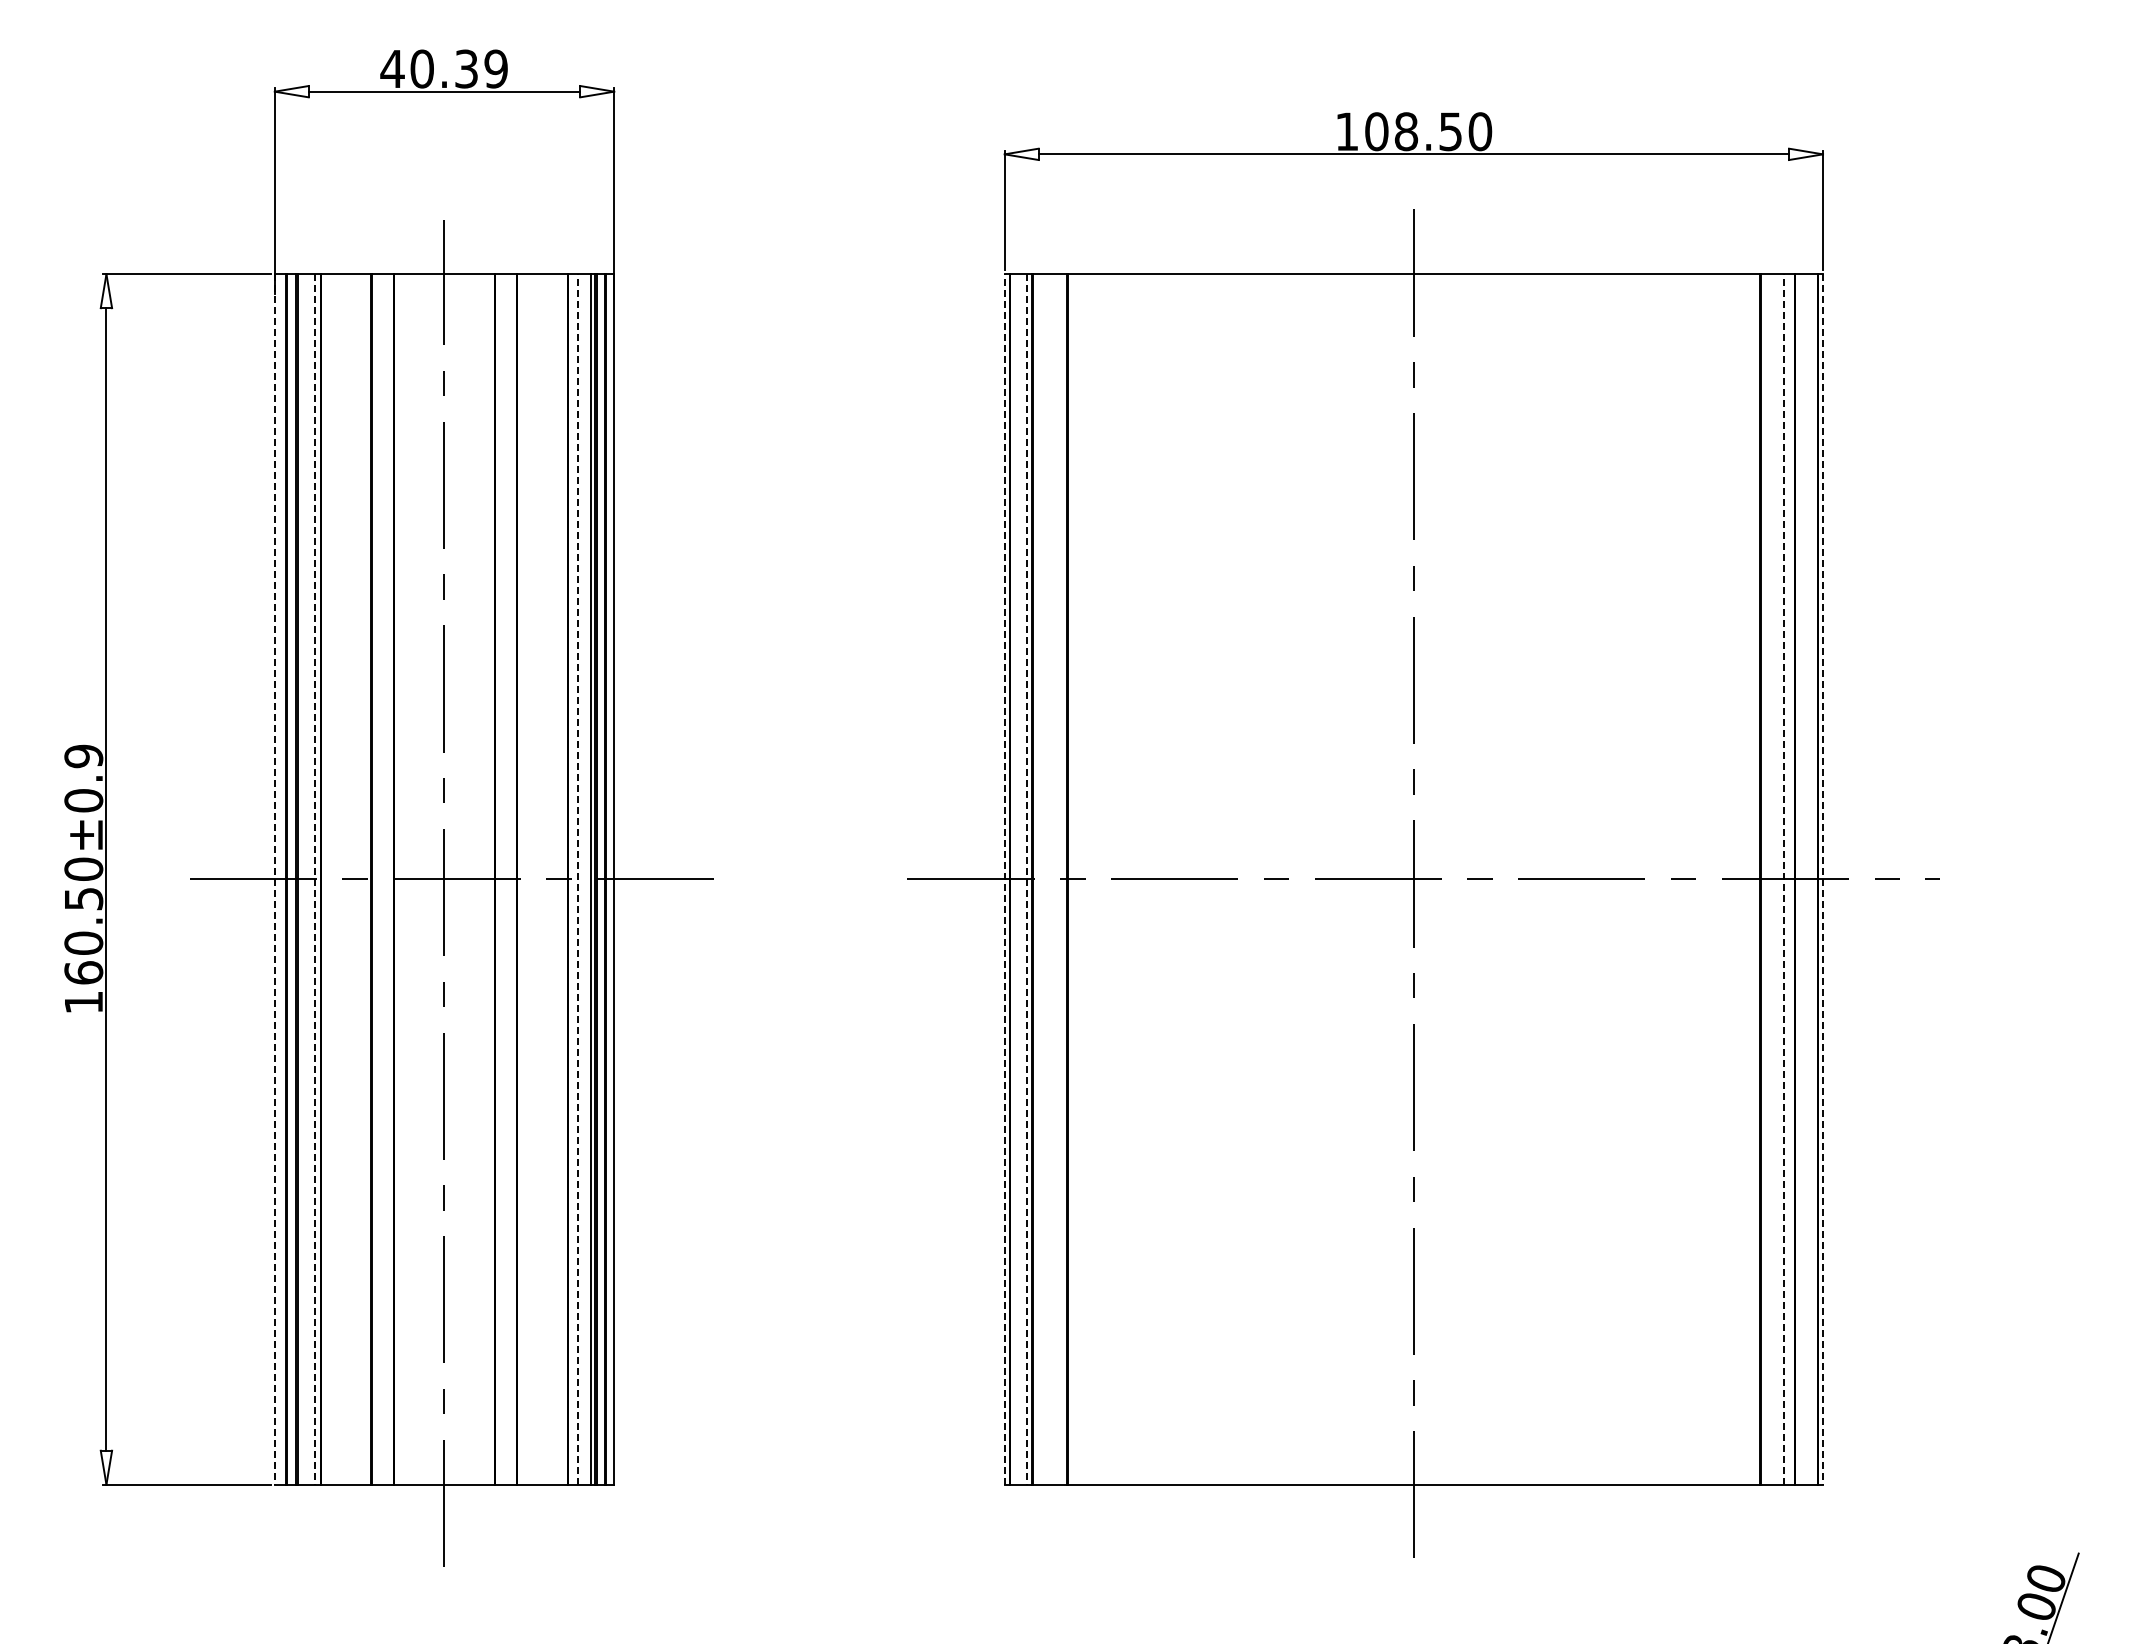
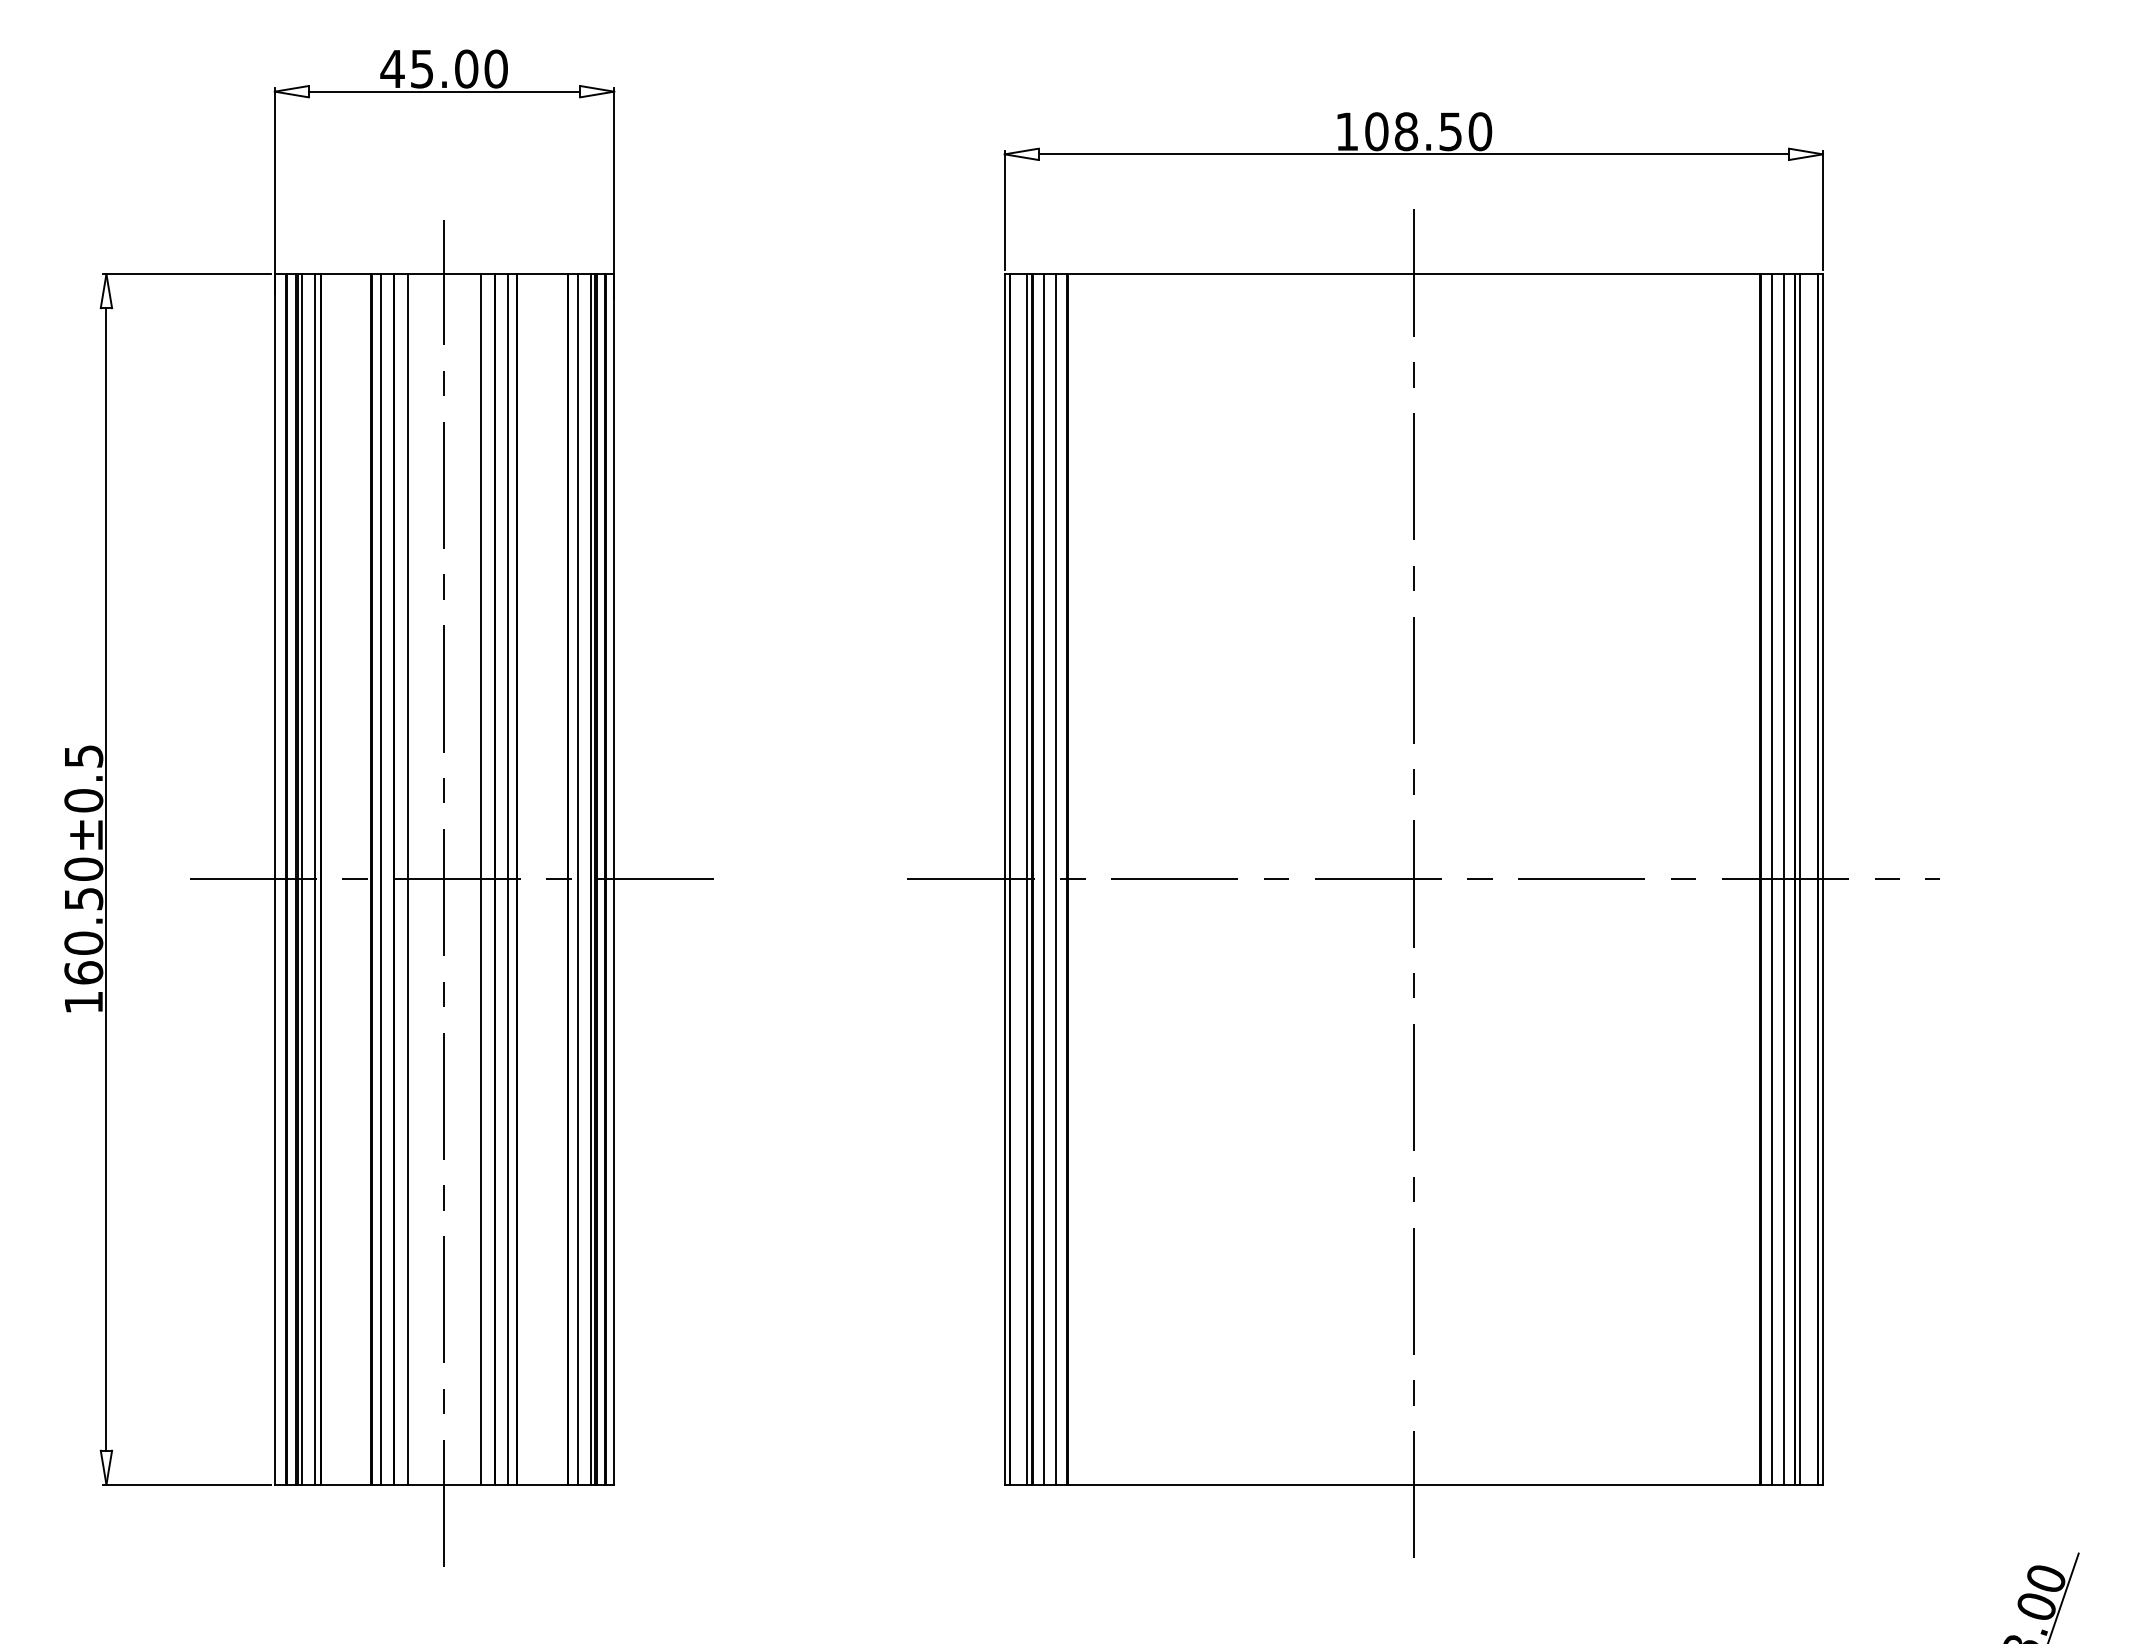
text: 40.39 -> 45.00 (458, 68)
text: 160.50±0.9 -> 160.50±0.5 (83, 756)
line: dashed -> solid (577, 878)
line: dashed -> solid (1004, 878)
line: dashed -> solid (1783, 878)
line: dashed -> solid (274, 879)
line: none -> present (302, 879)
line: dashed -> solid (315, 879)
line: none -> present (380, 879)
line: none -> present (407, 879)
line: none -> present (481, 879)
line: none -> present (508, 879)
line: dashed -> solid (1027, 879)
line: none -> present (1043, 879)
line: none -> present (1056, 879)
line: none -> present (1771, 879)
line: none -> present (1800, 879)
line: dashed -> solid (1823, 879)
